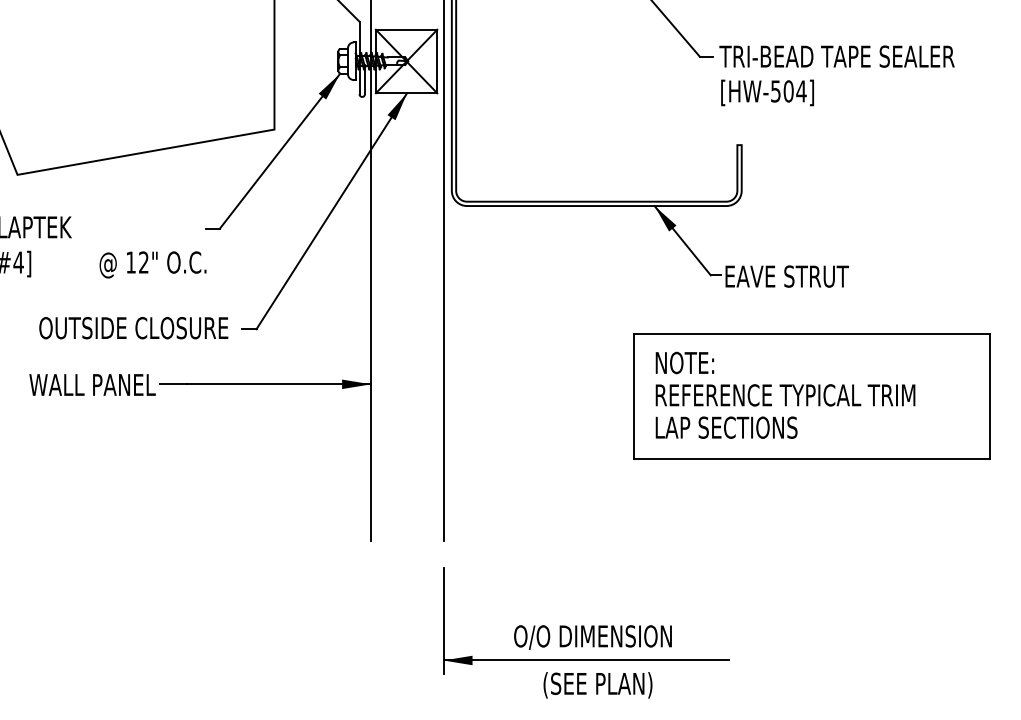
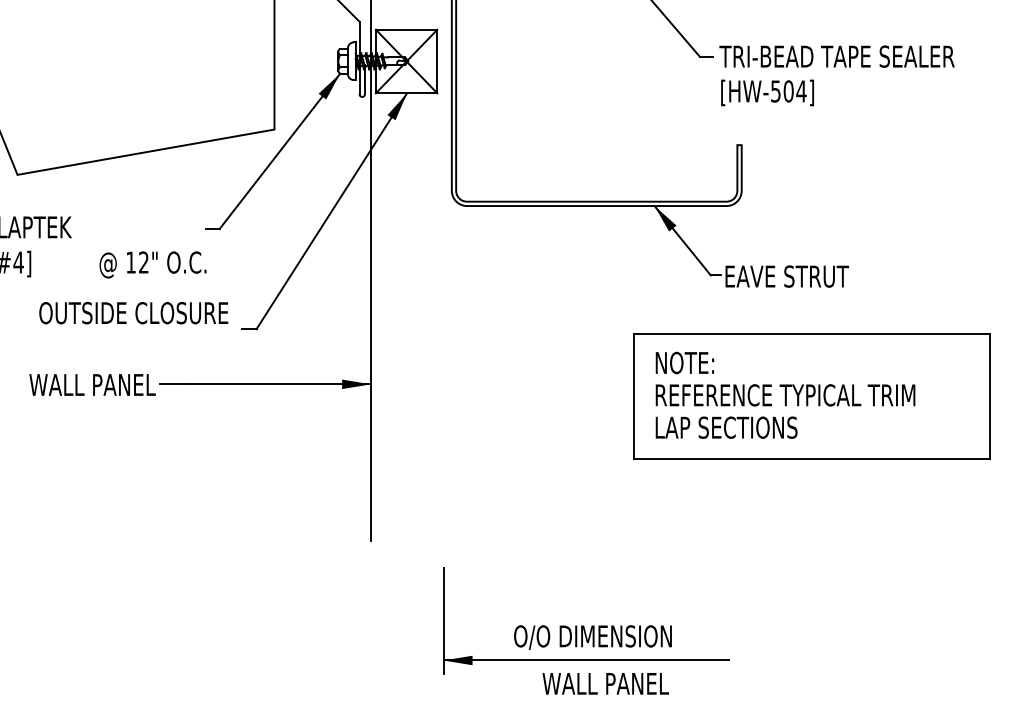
line: present -> none (443, 271)
text position: (133, 328) -> (133, 313) (133, 313)
text: (SEE PLAN) -> WALL PANEL (605, 685)
